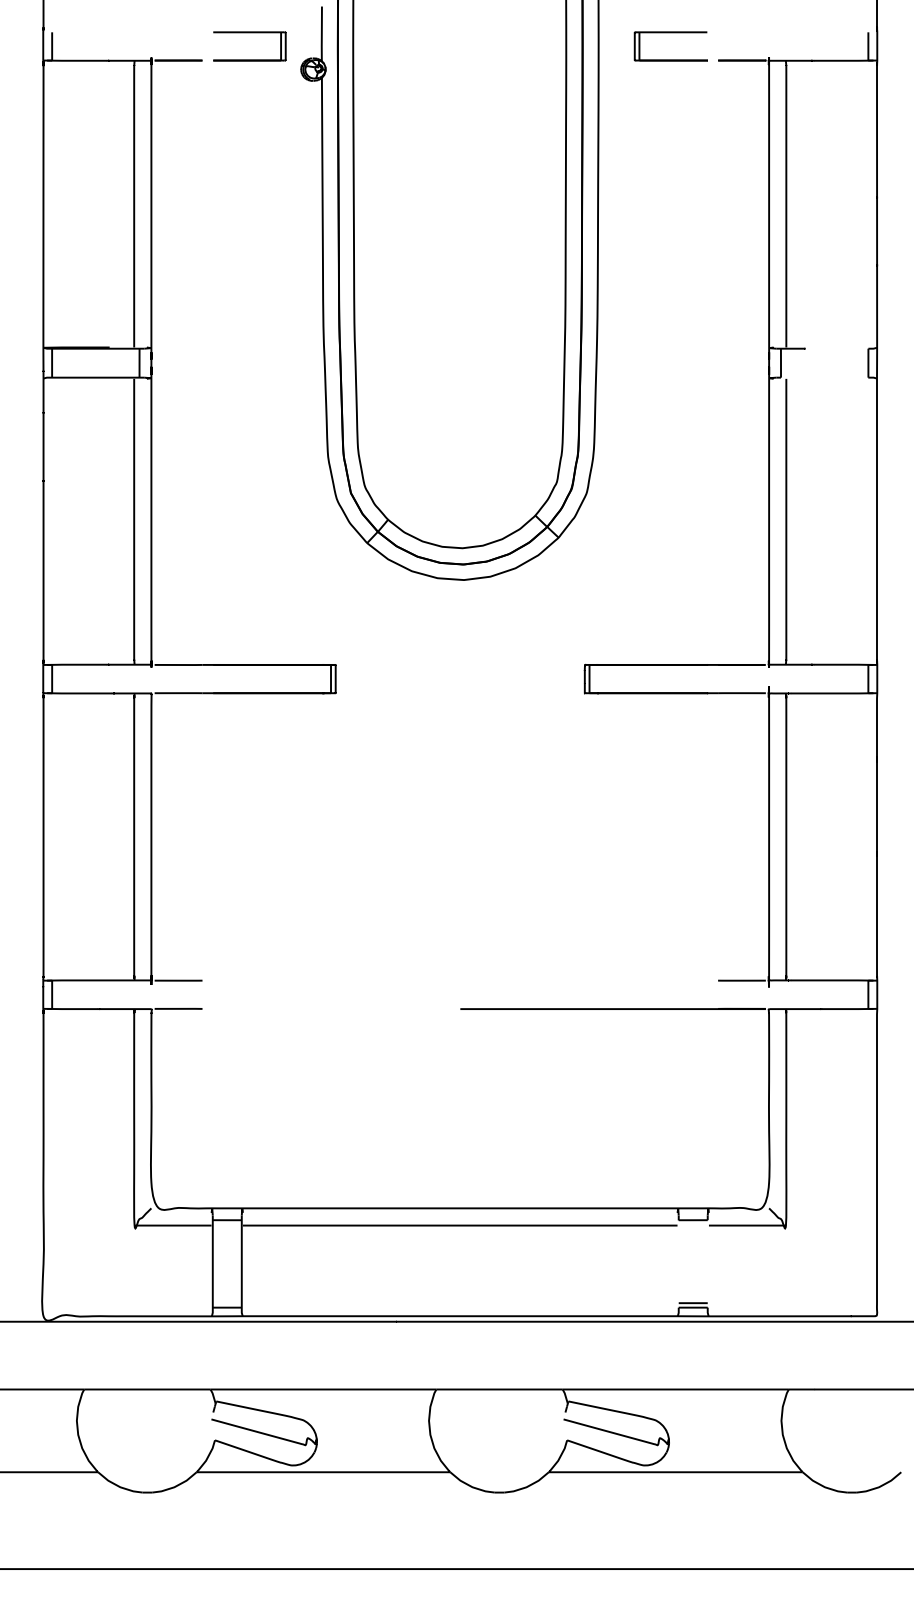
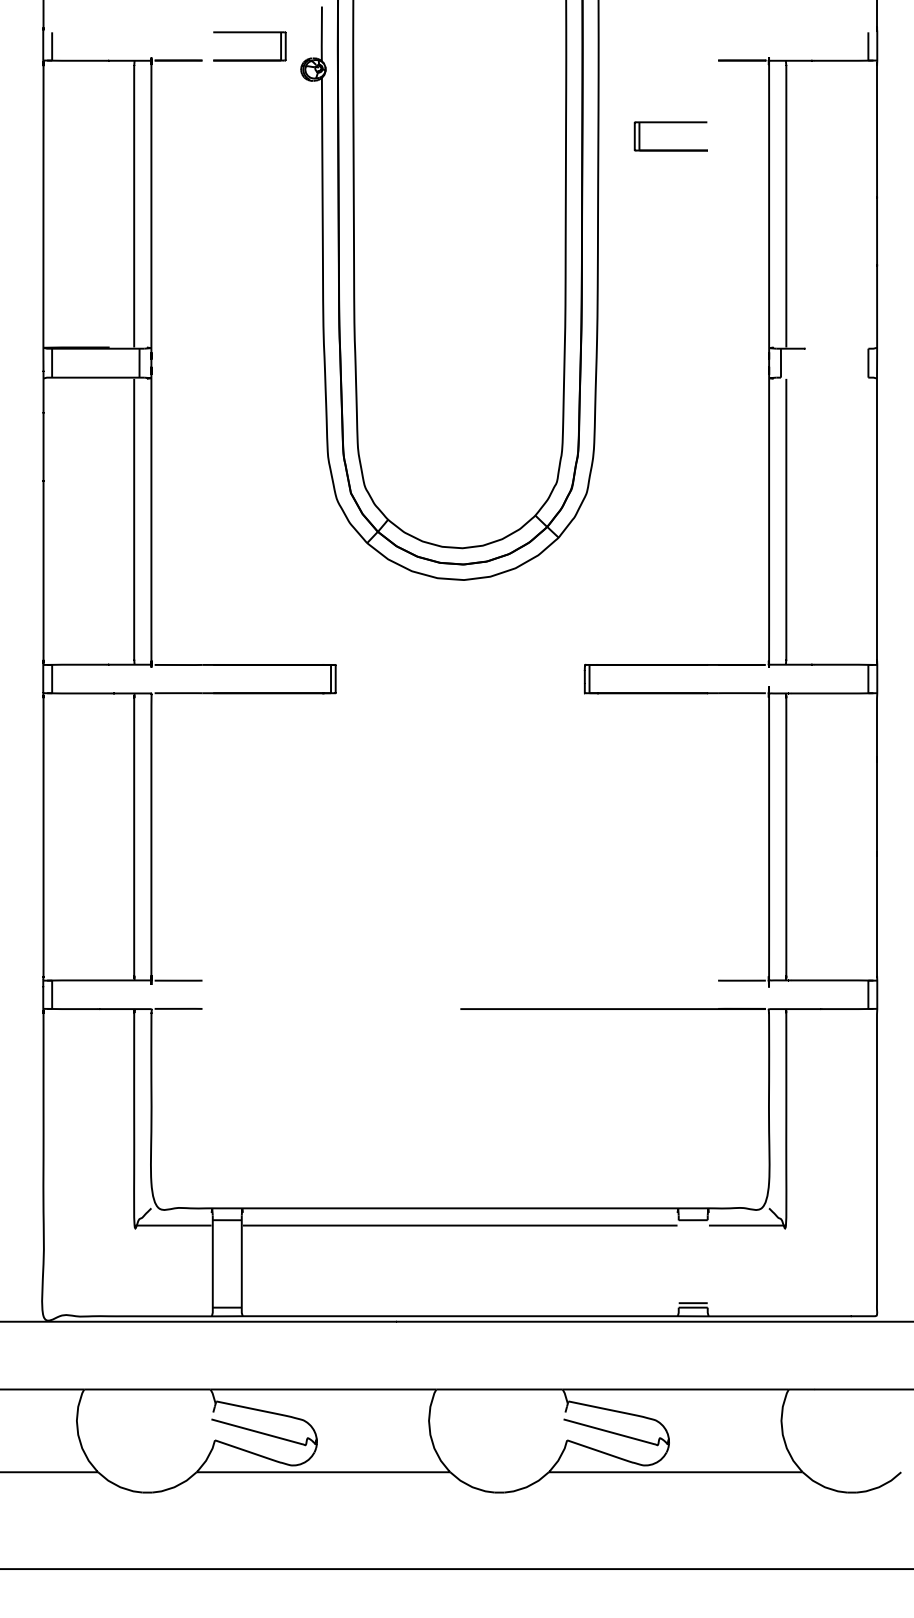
part position: (670, 33) -> (670, 123) (670, 123)
